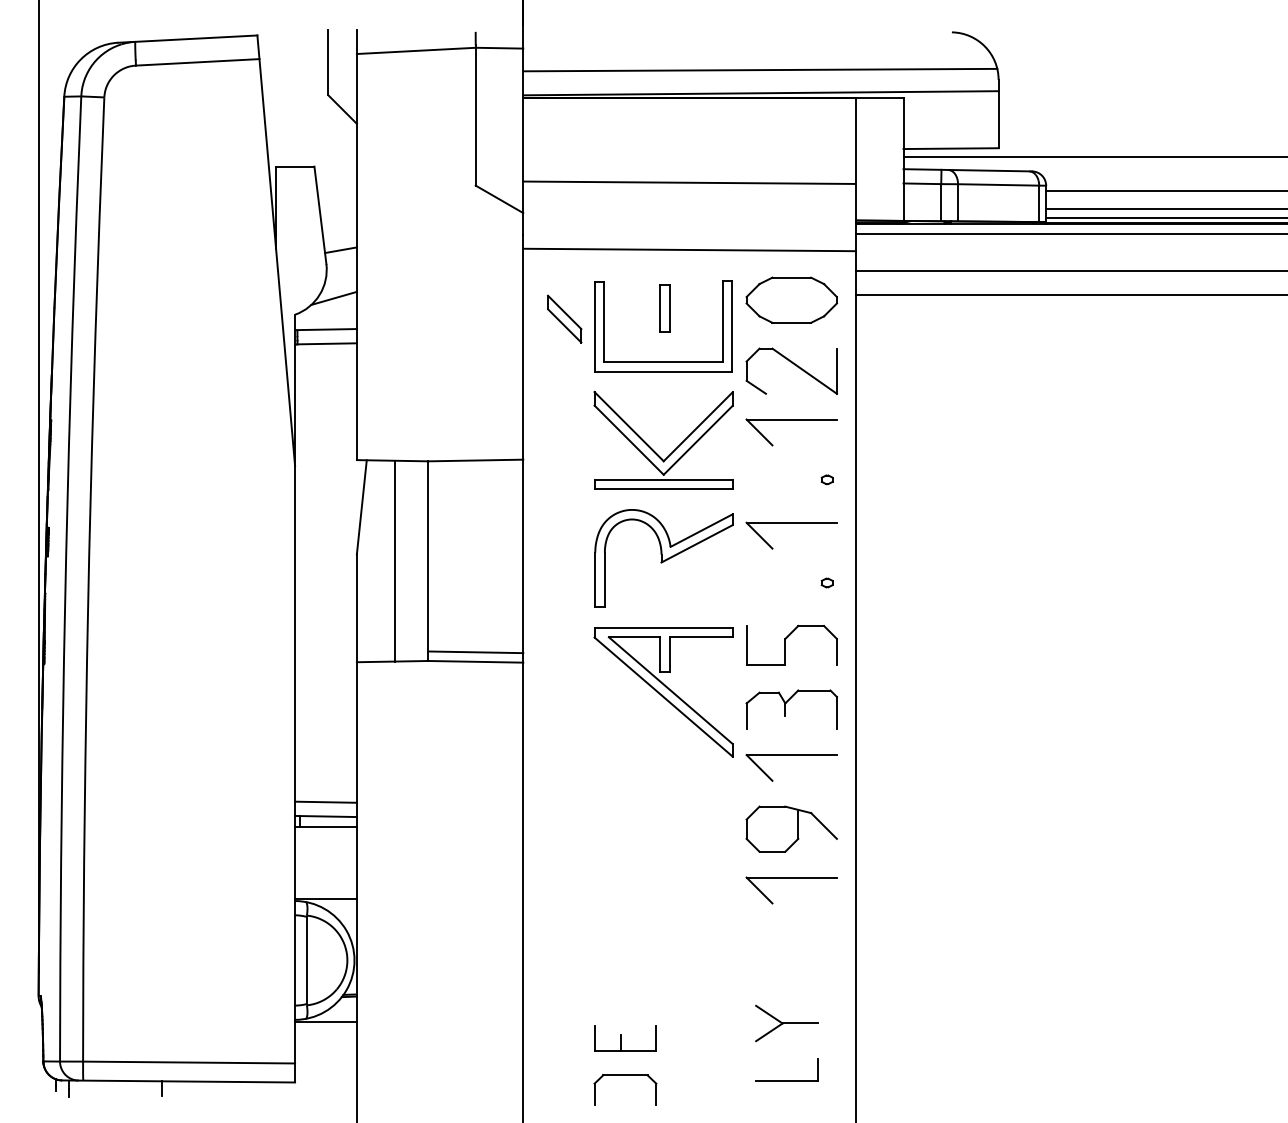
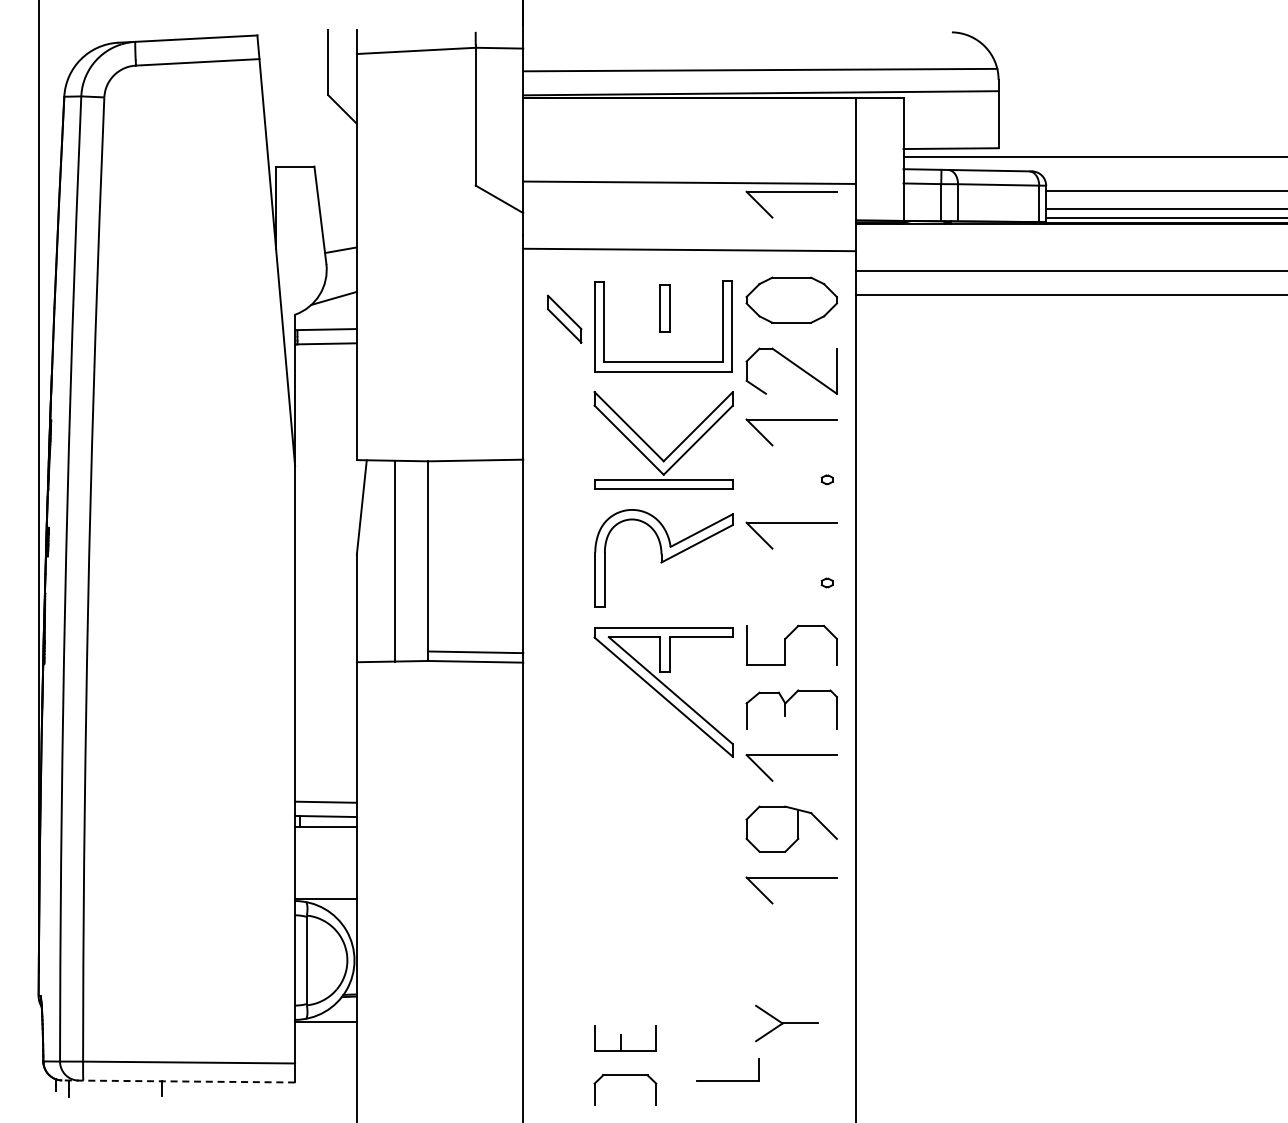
part: none -> present (791, 192)
line: present -> none (1070, 233)
part position: (786, 1080) -> (727, 1080) (727, 1080)
line: solid -> dashed (178, 1081)
